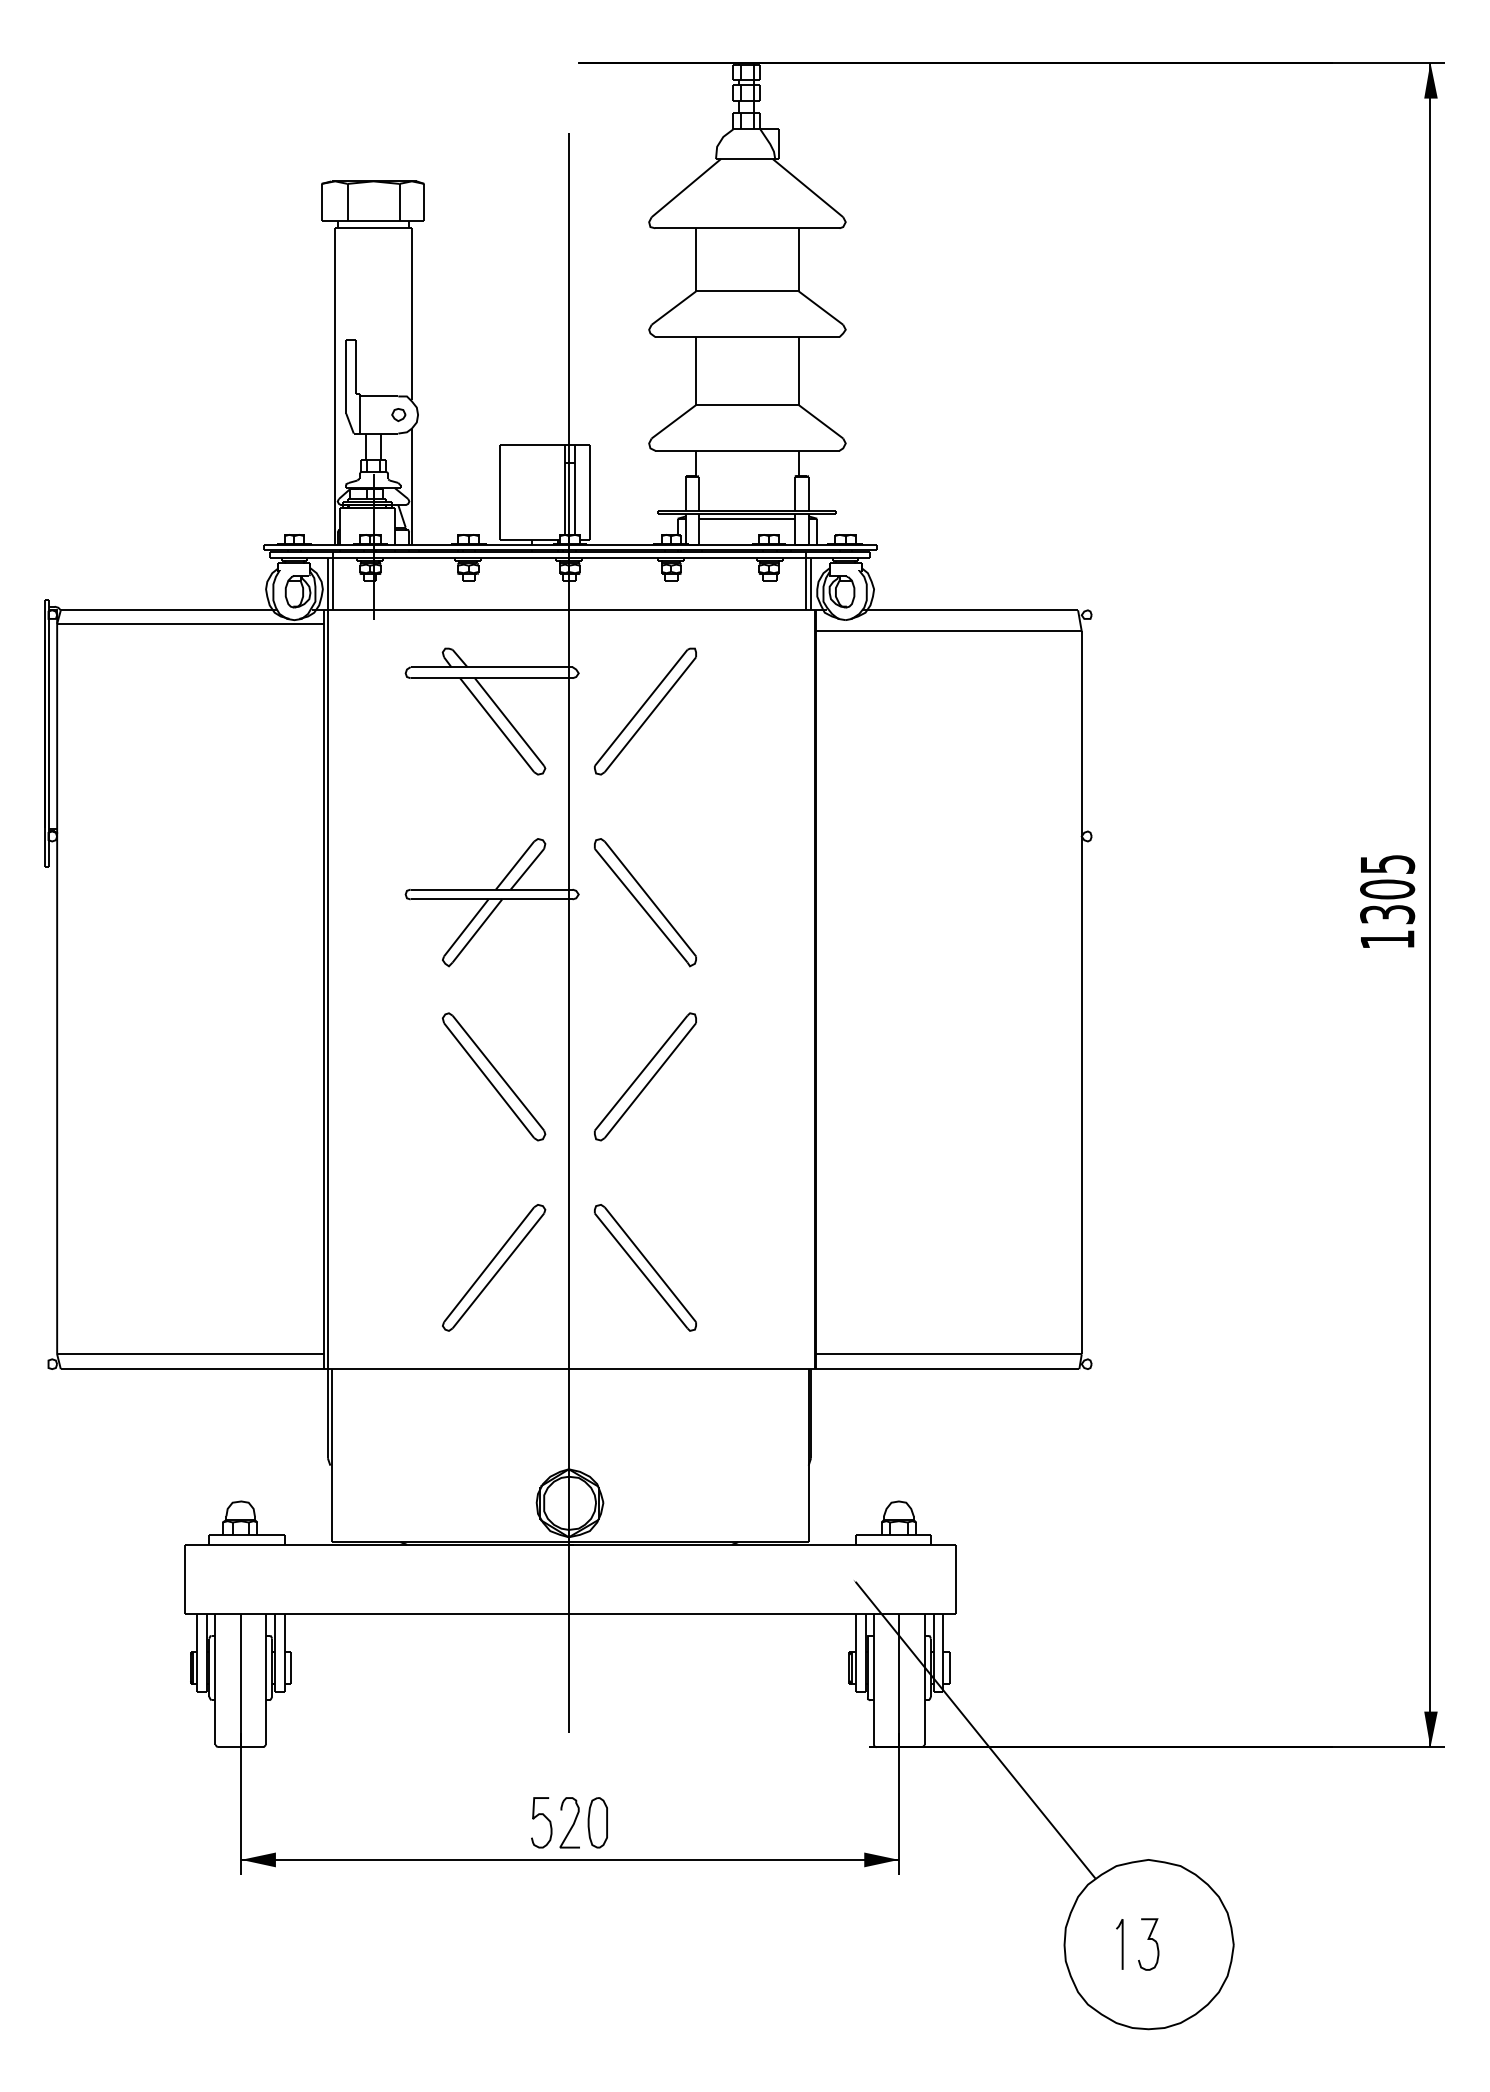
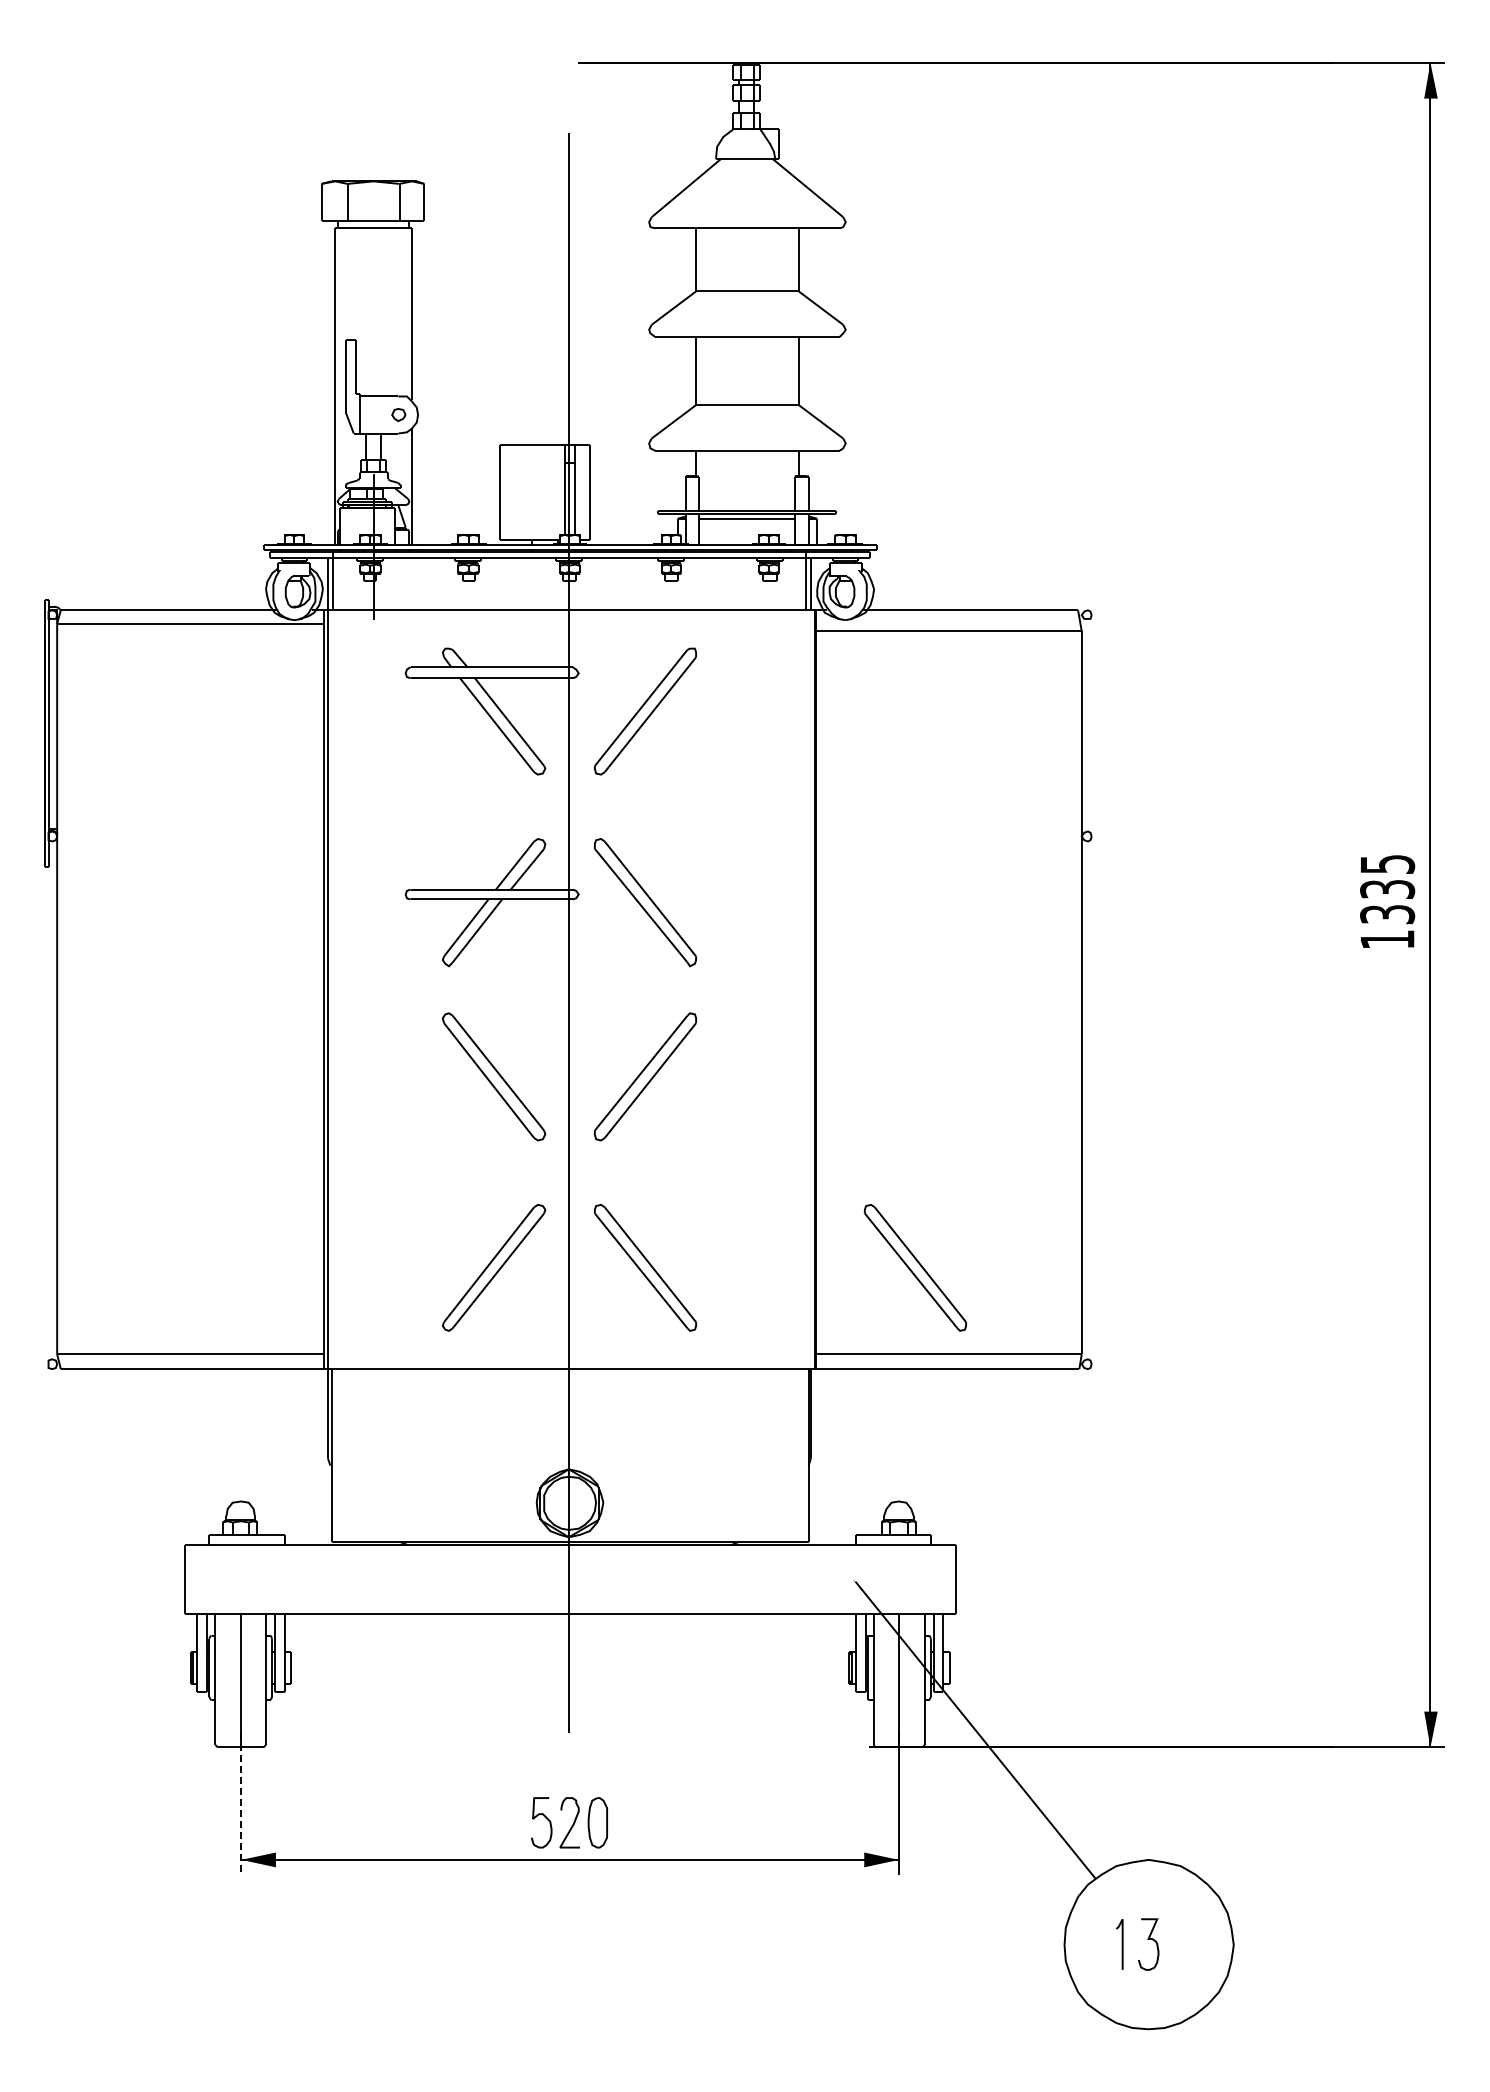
text: 1305 -> 1335 (1387, 889)
part: none -> present (915, 1267)
line: solid -> dashed (241, 1804)
